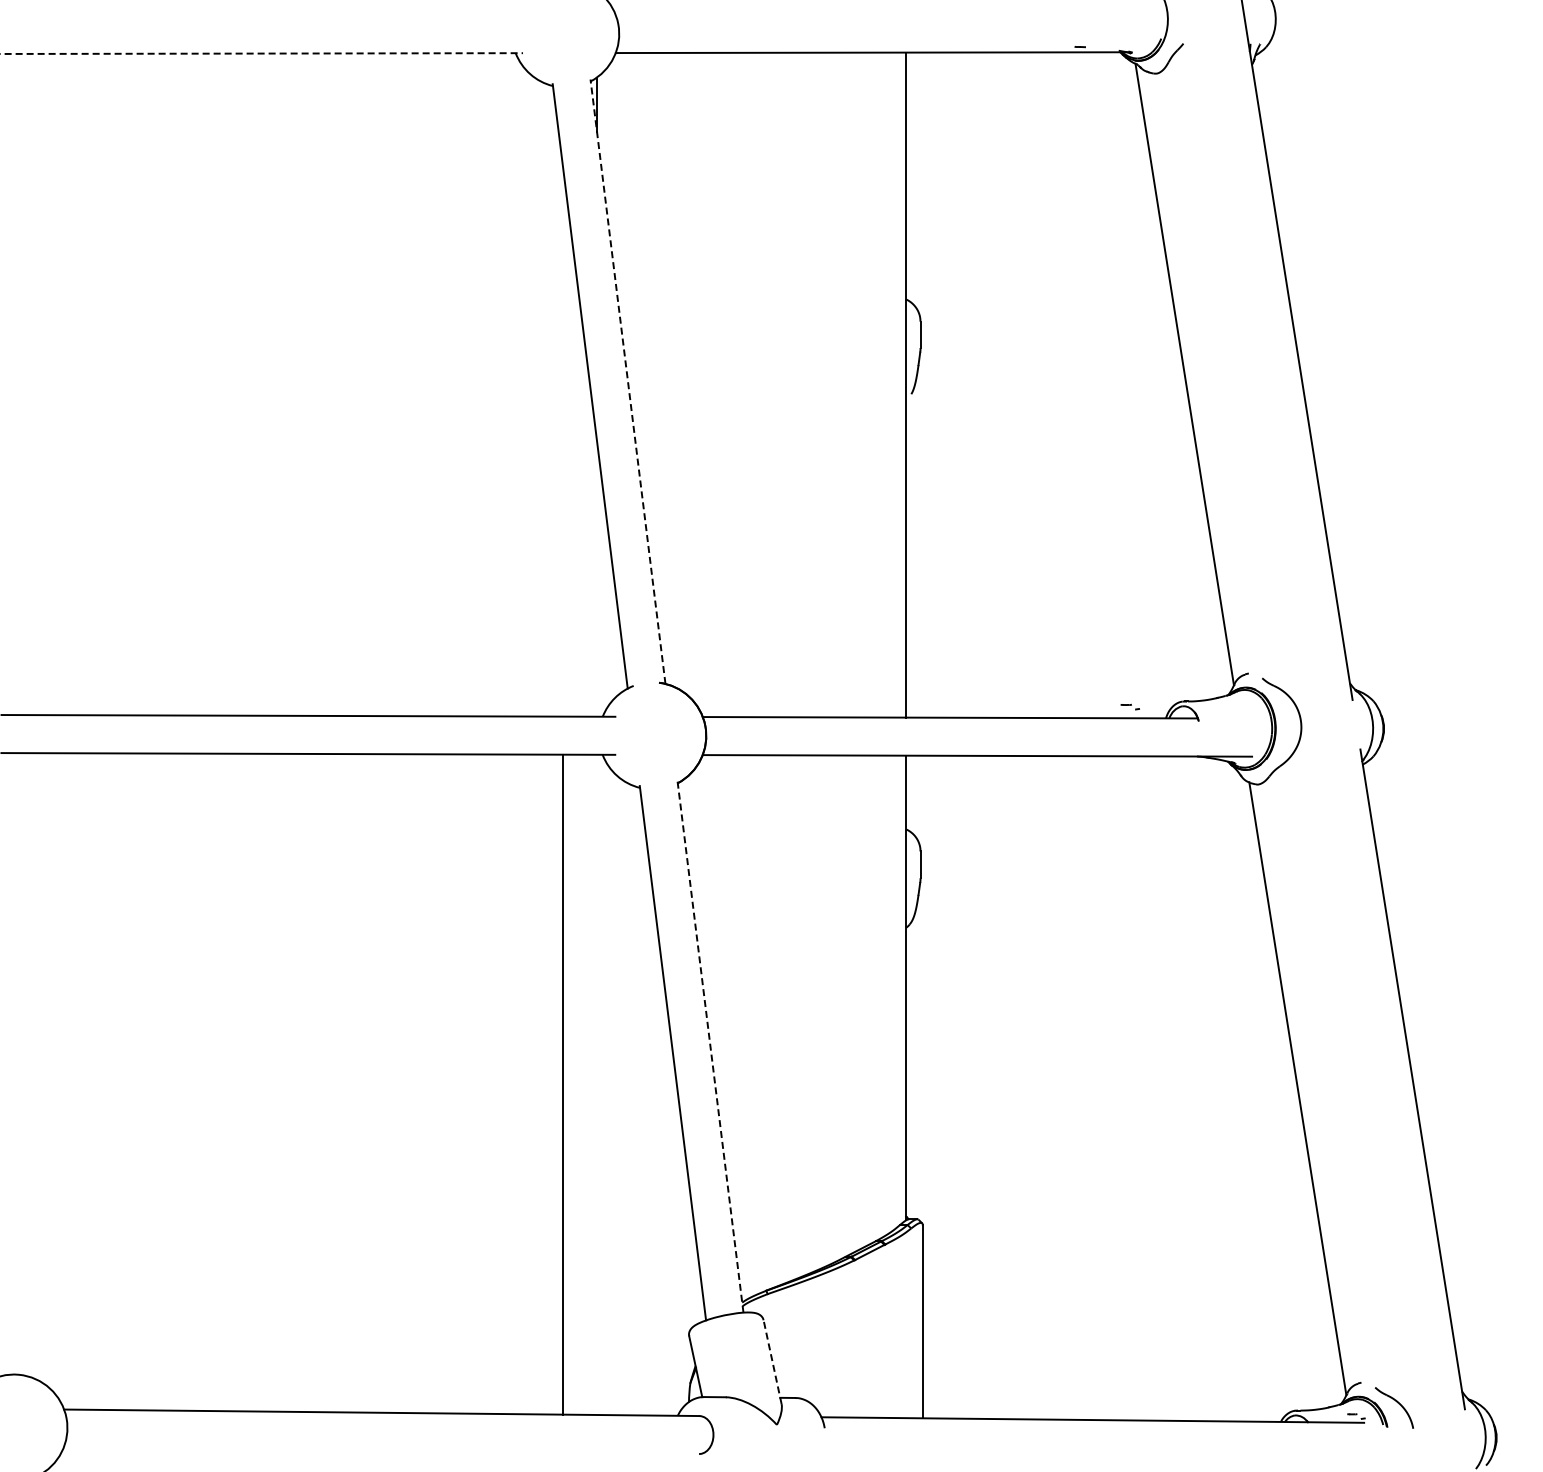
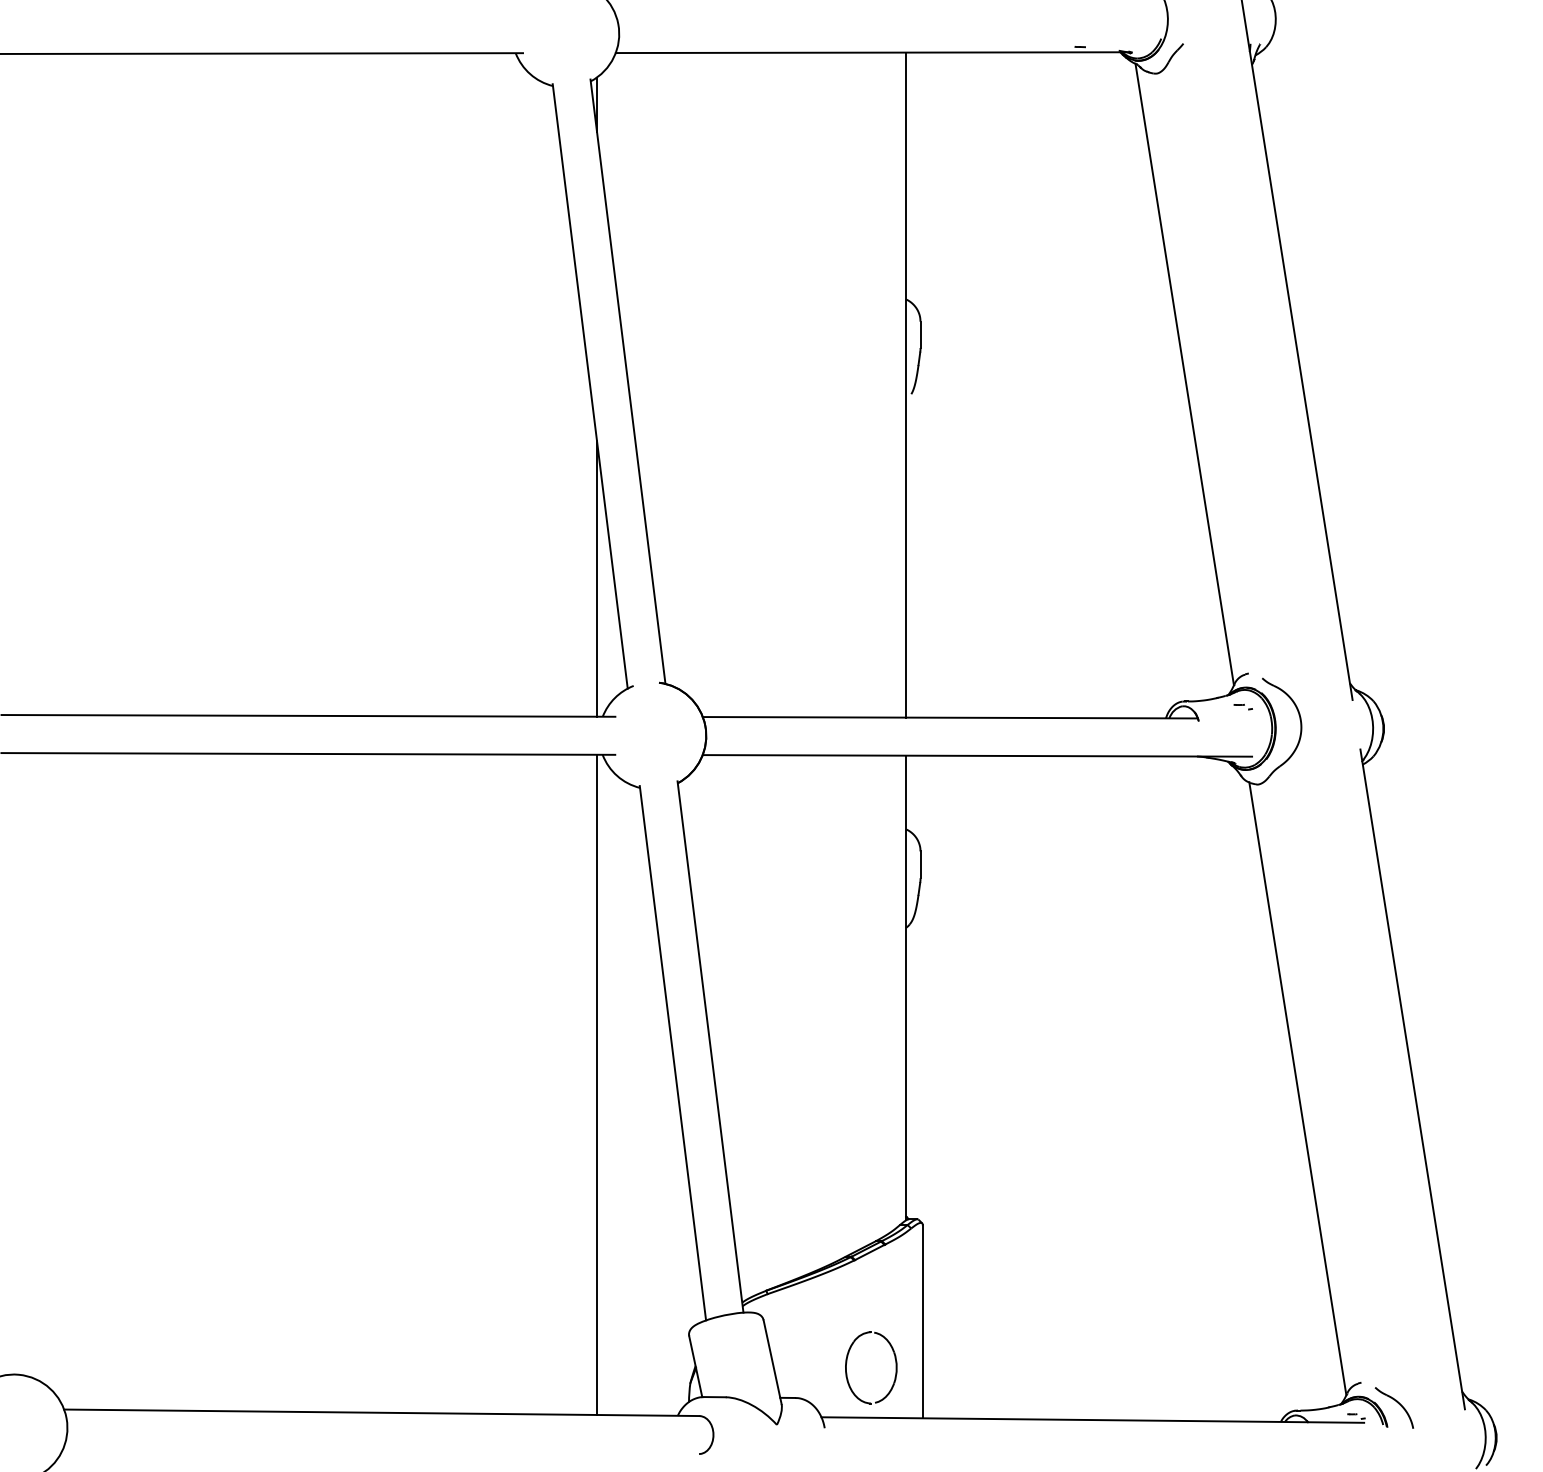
line: dashed -> solid (262, 53)
line: dashed -> solid (628, 381)
line: none -> present (597, 578)
part position: (1129, 706) -> (1242, 706) (1242, 706)
line: dashed -> solid (710, 1047)
line position: (563, 1084) -> (597, 1084) (597, 1084)
line: dashed -> solid (772, 1362)
part: none -> present (895, 1367)
